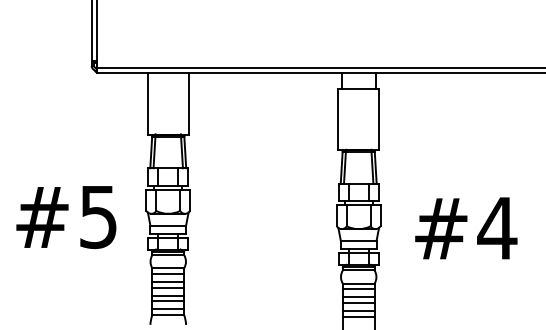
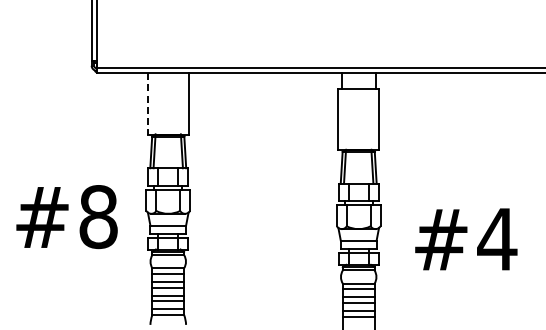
line: solid -> dashed (147, 103)
text: #5 -> #8 (98, 217)
text position: (466, 228) -> (466, 239) (466, 239)
